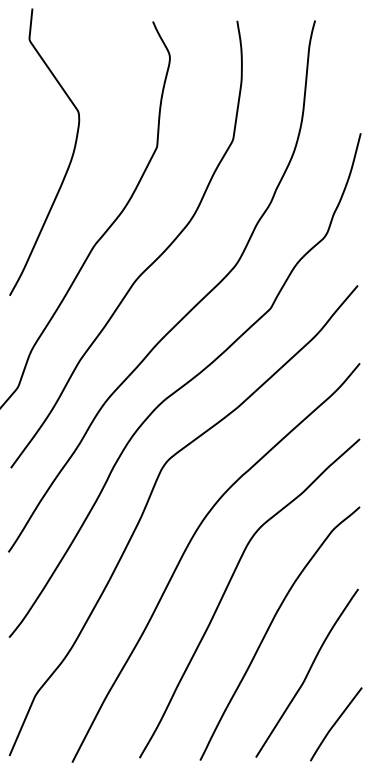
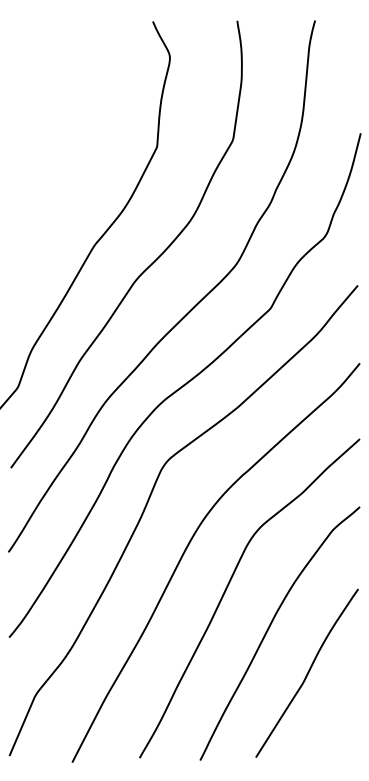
curve: present -> none (70, 158)
curve: present -> none (336, 723)
